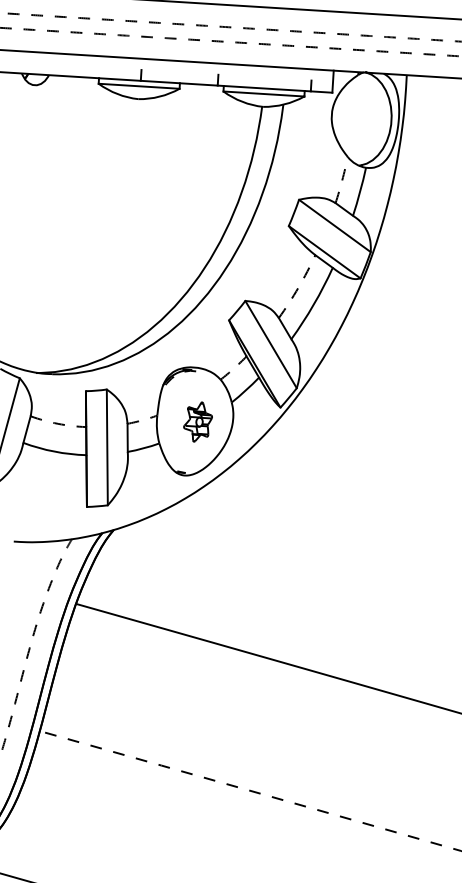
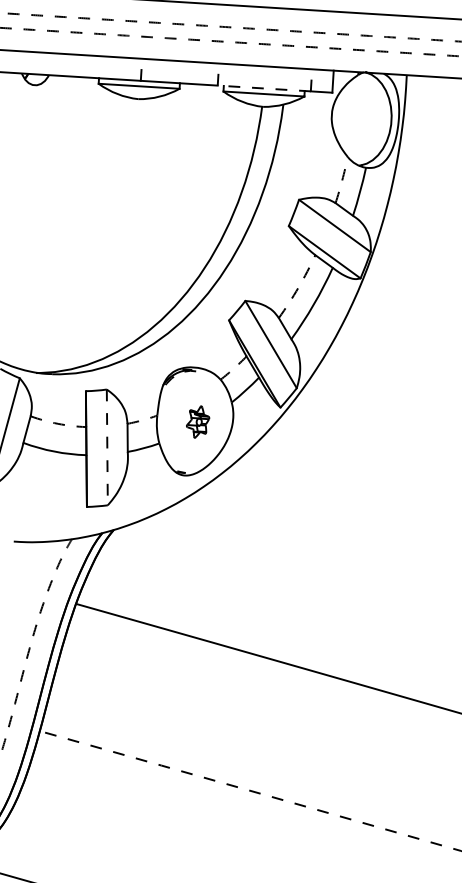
line: solid -> dashed (264, 88)
part size: 30x42 px -> 25x34 px (198, 421)
line: solid -> dashed (107, 447)
